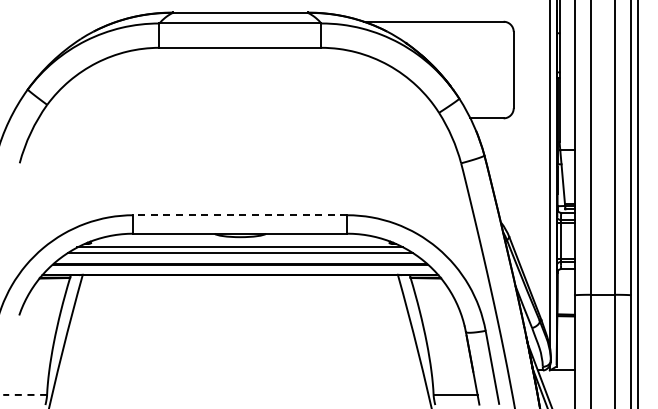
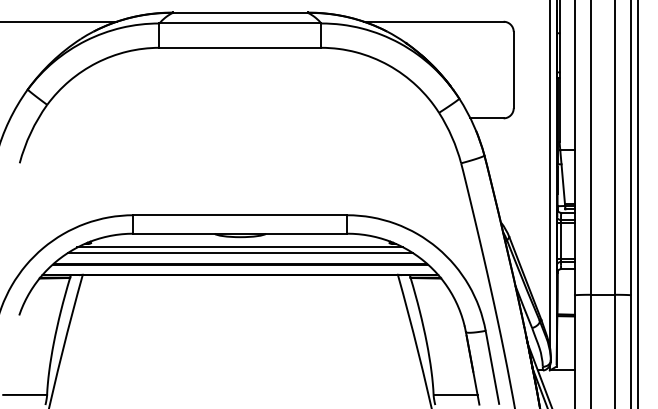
line: none -> present (59, 21)
line: dashed -> solid (239, 215)
line: dashed -> solid (25, 394)
